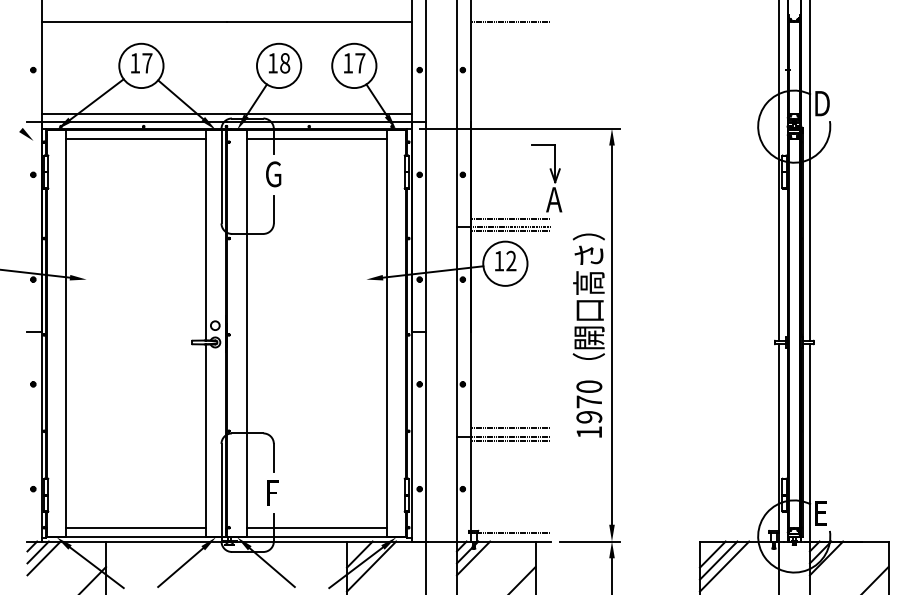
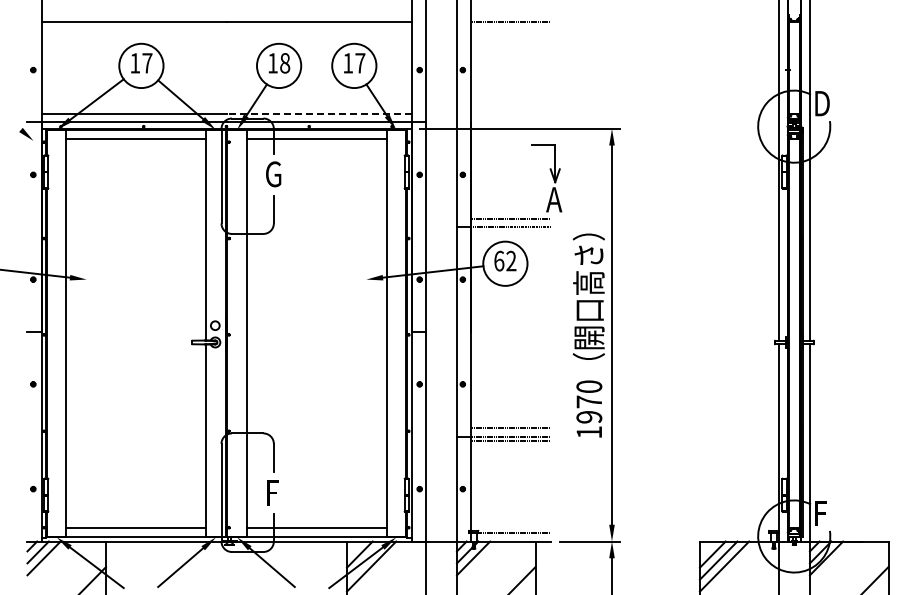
line: solid -> dashed (319, 113)
line: present -> none (511, 231)
text: 12 -> 62 (499, 260)
text: E -> F (822, 518)
